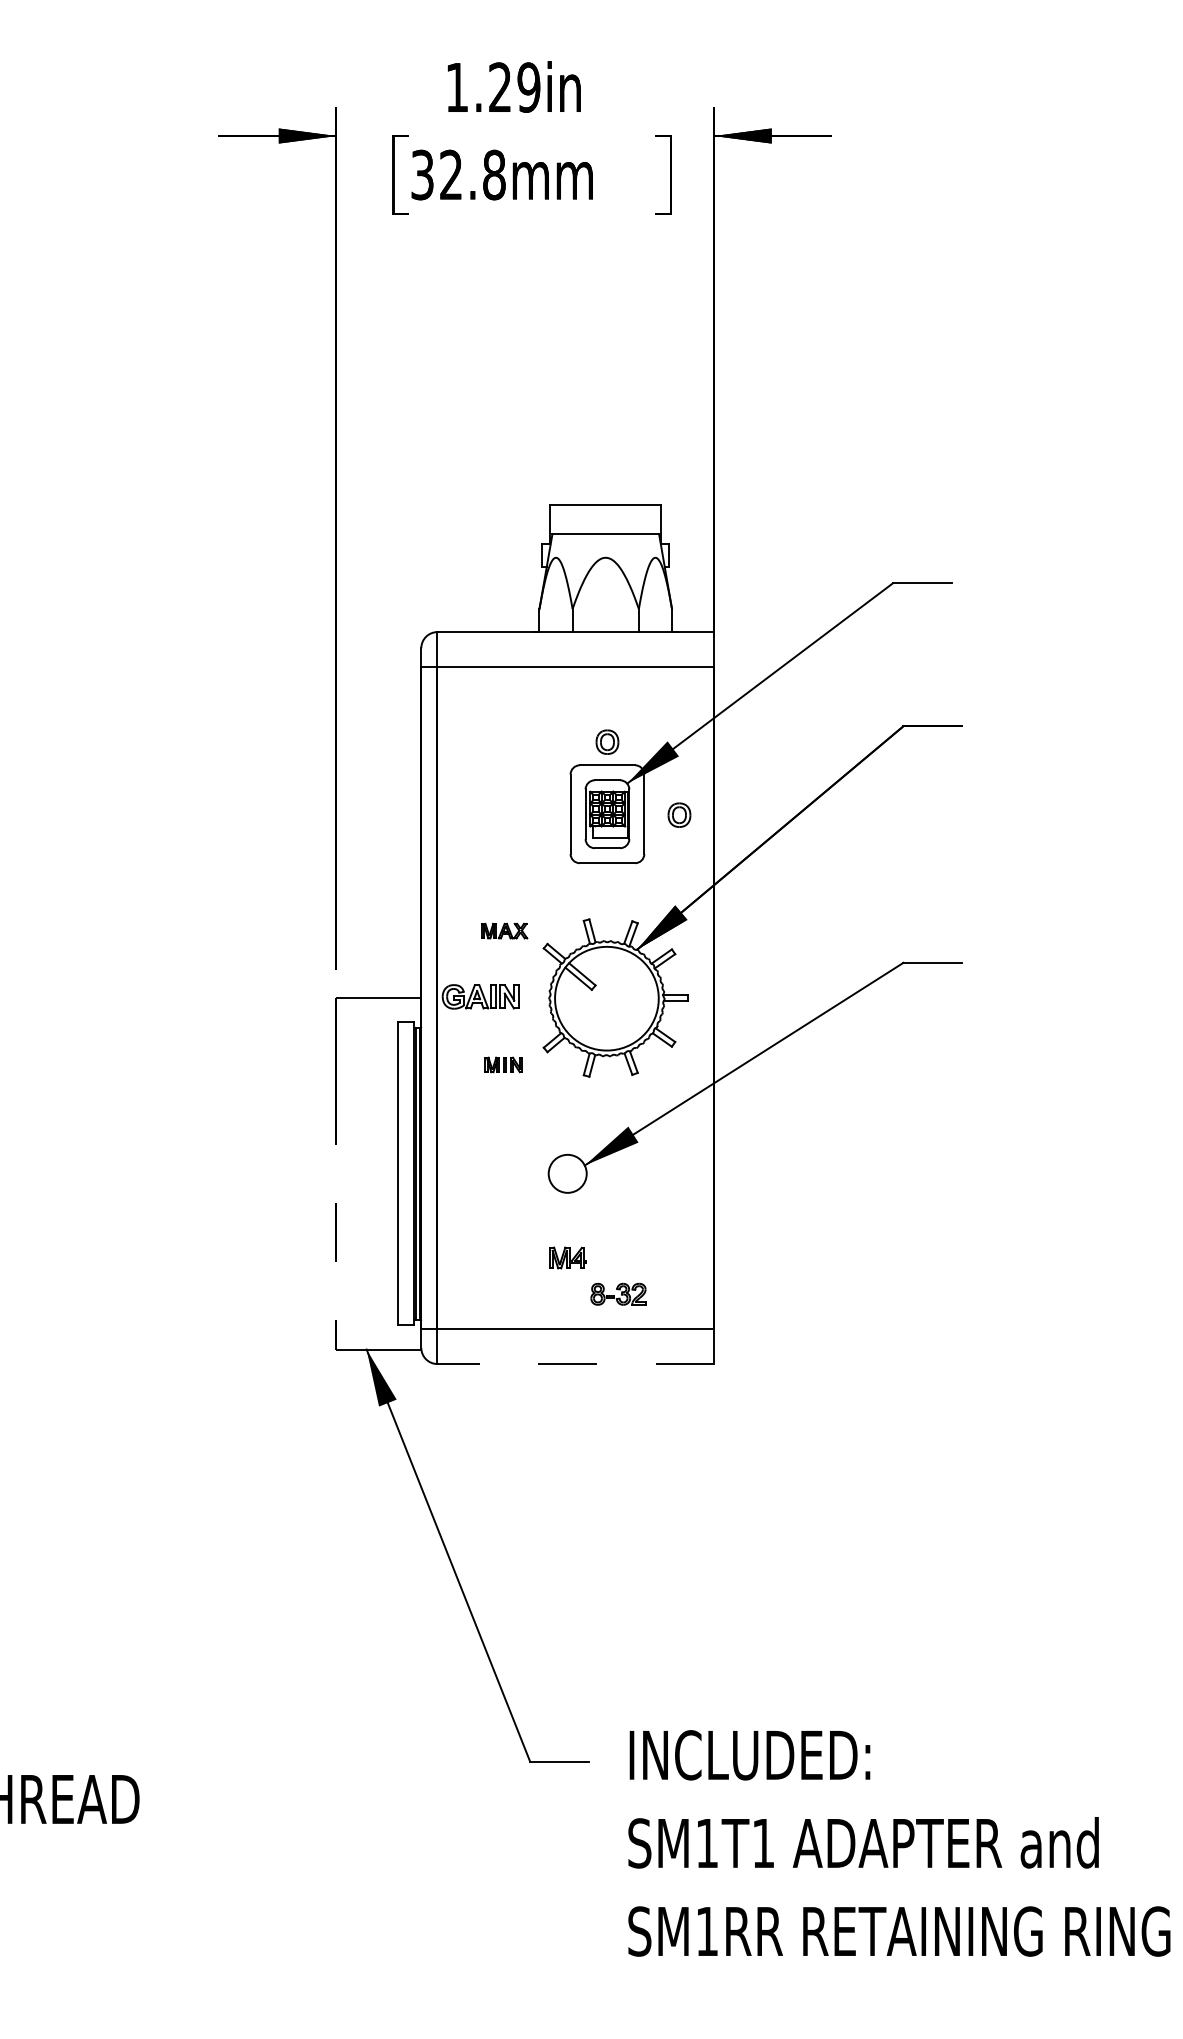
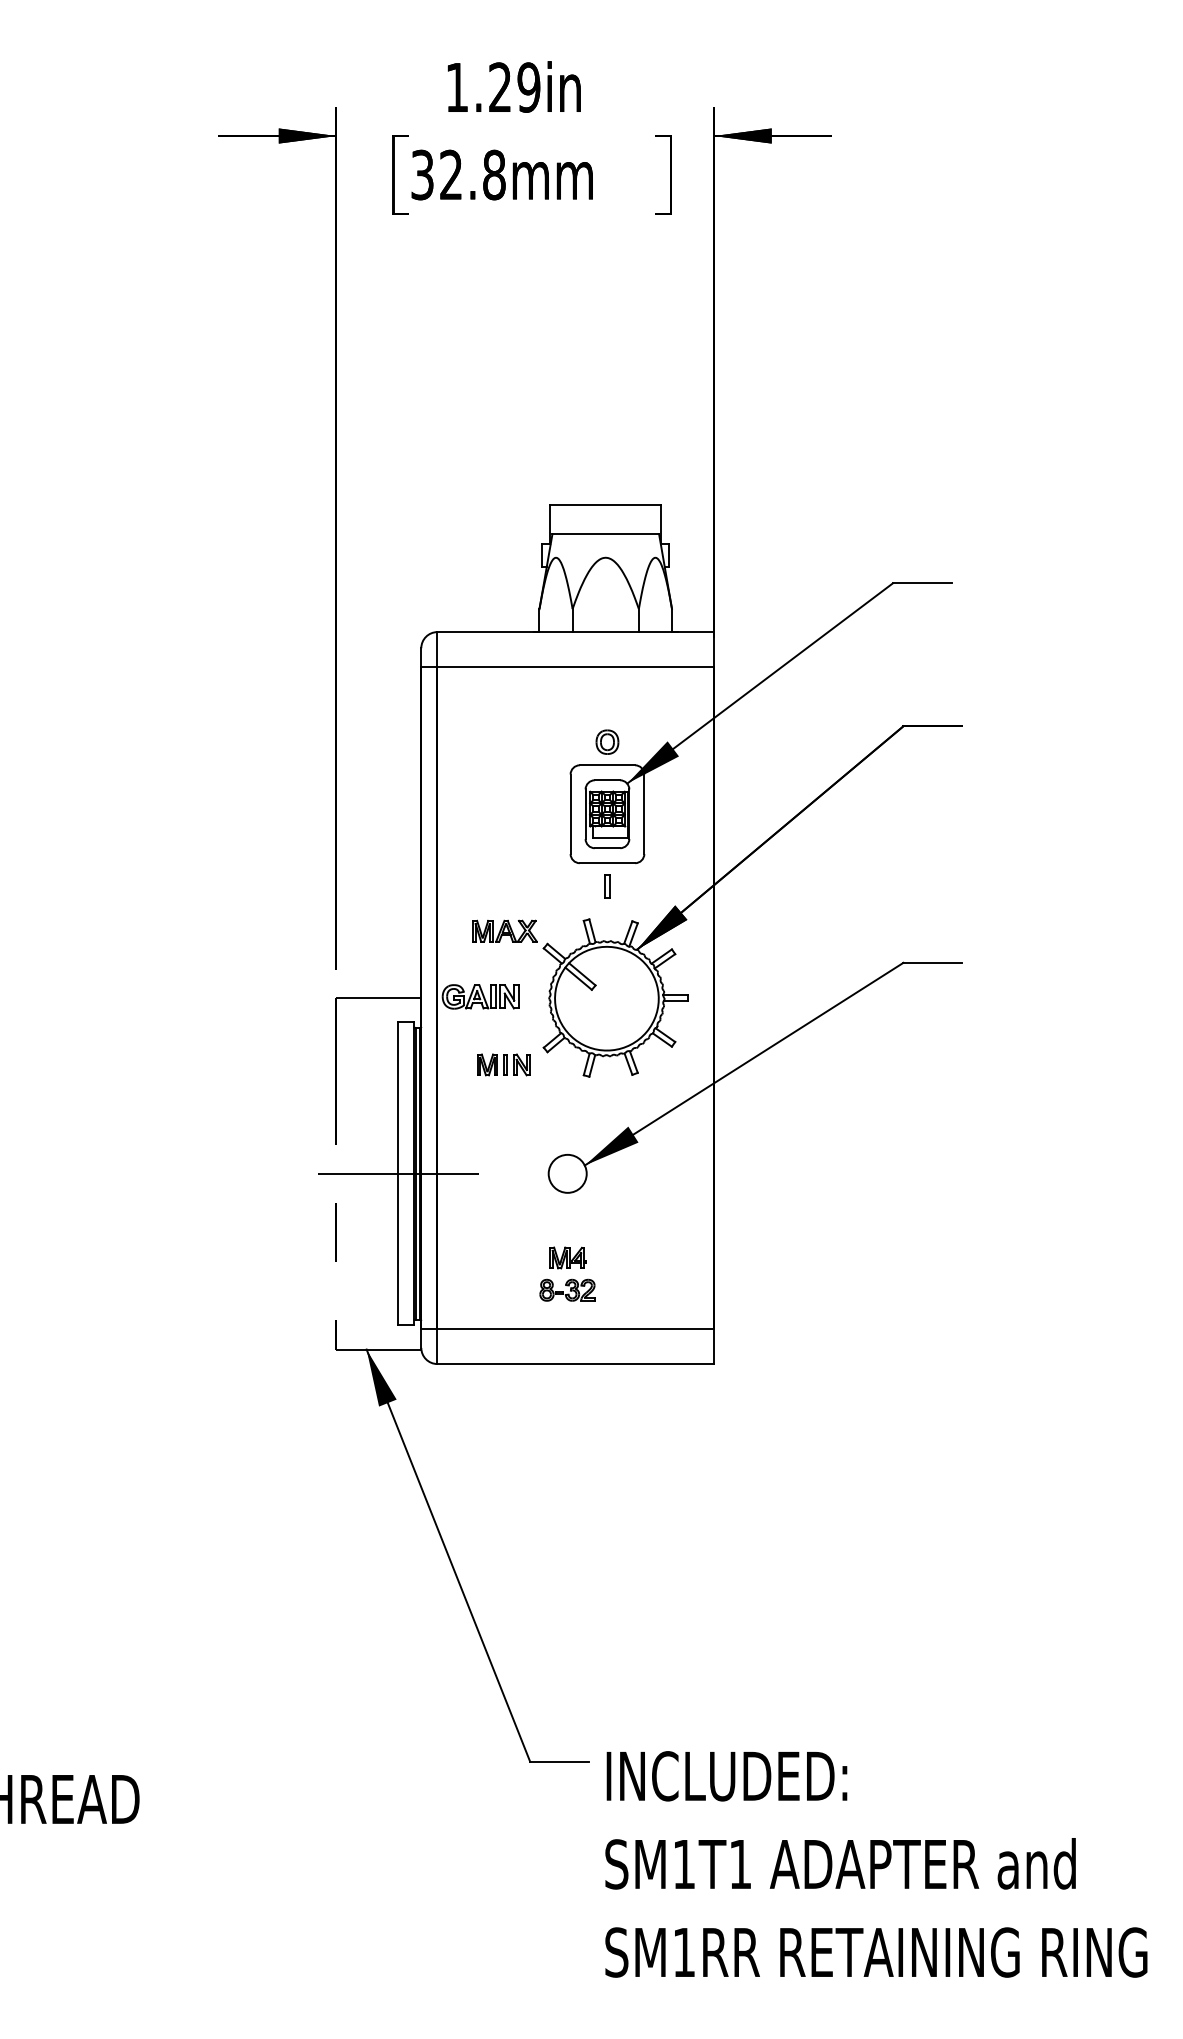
part: present -> none (679, 814)
part: none -> present (607, 886)
part size: 48x18 px -> 66x24 px (504, 930)
part size: 39x18 px -> 54x24 px (503, 1064)
line: none -> present (398, 1173)
part position: (618, 1293) -> (567, 1289) (567, 1289)
line: dashed -> solid (575, 1364)
text position: (899, 1843) -> (876, 1864) (876, 1864)
